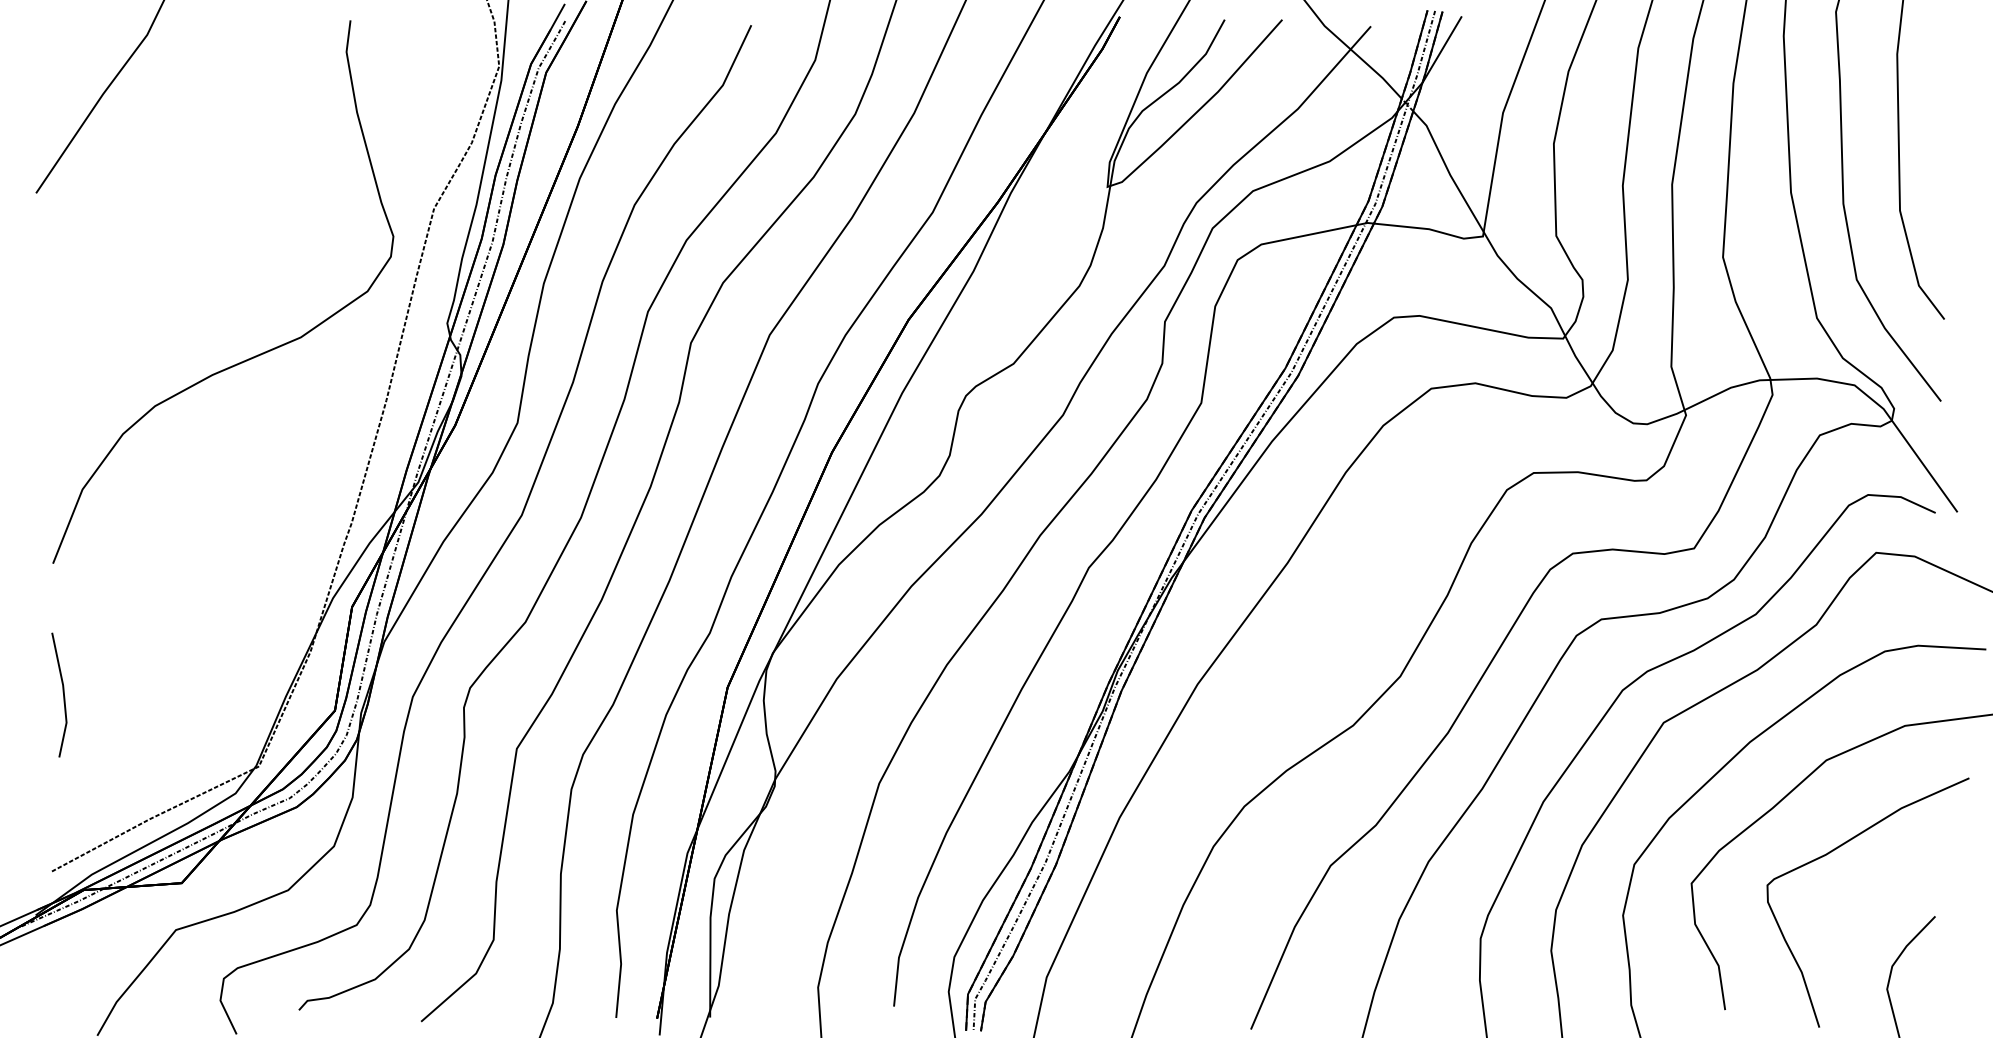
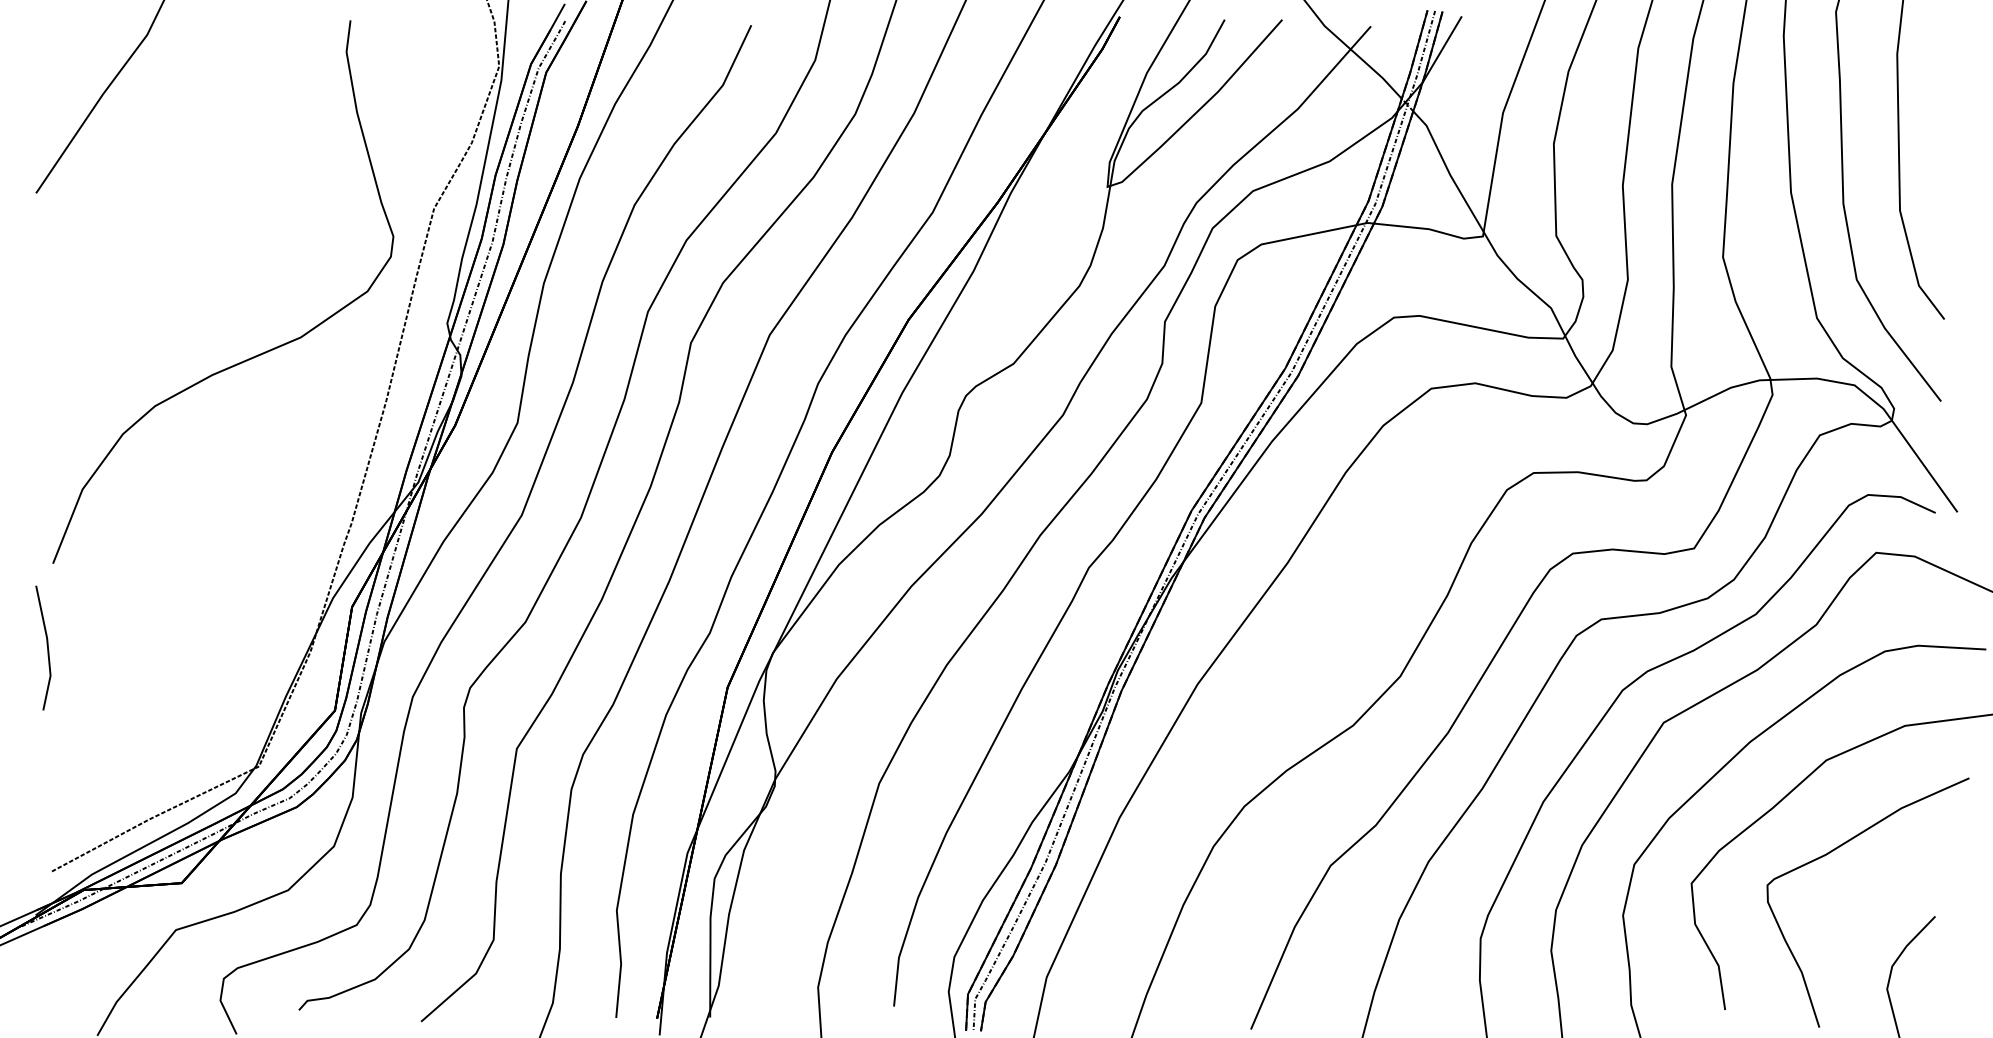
line position: (62, 692) -> (46, 645) (46, 645)
